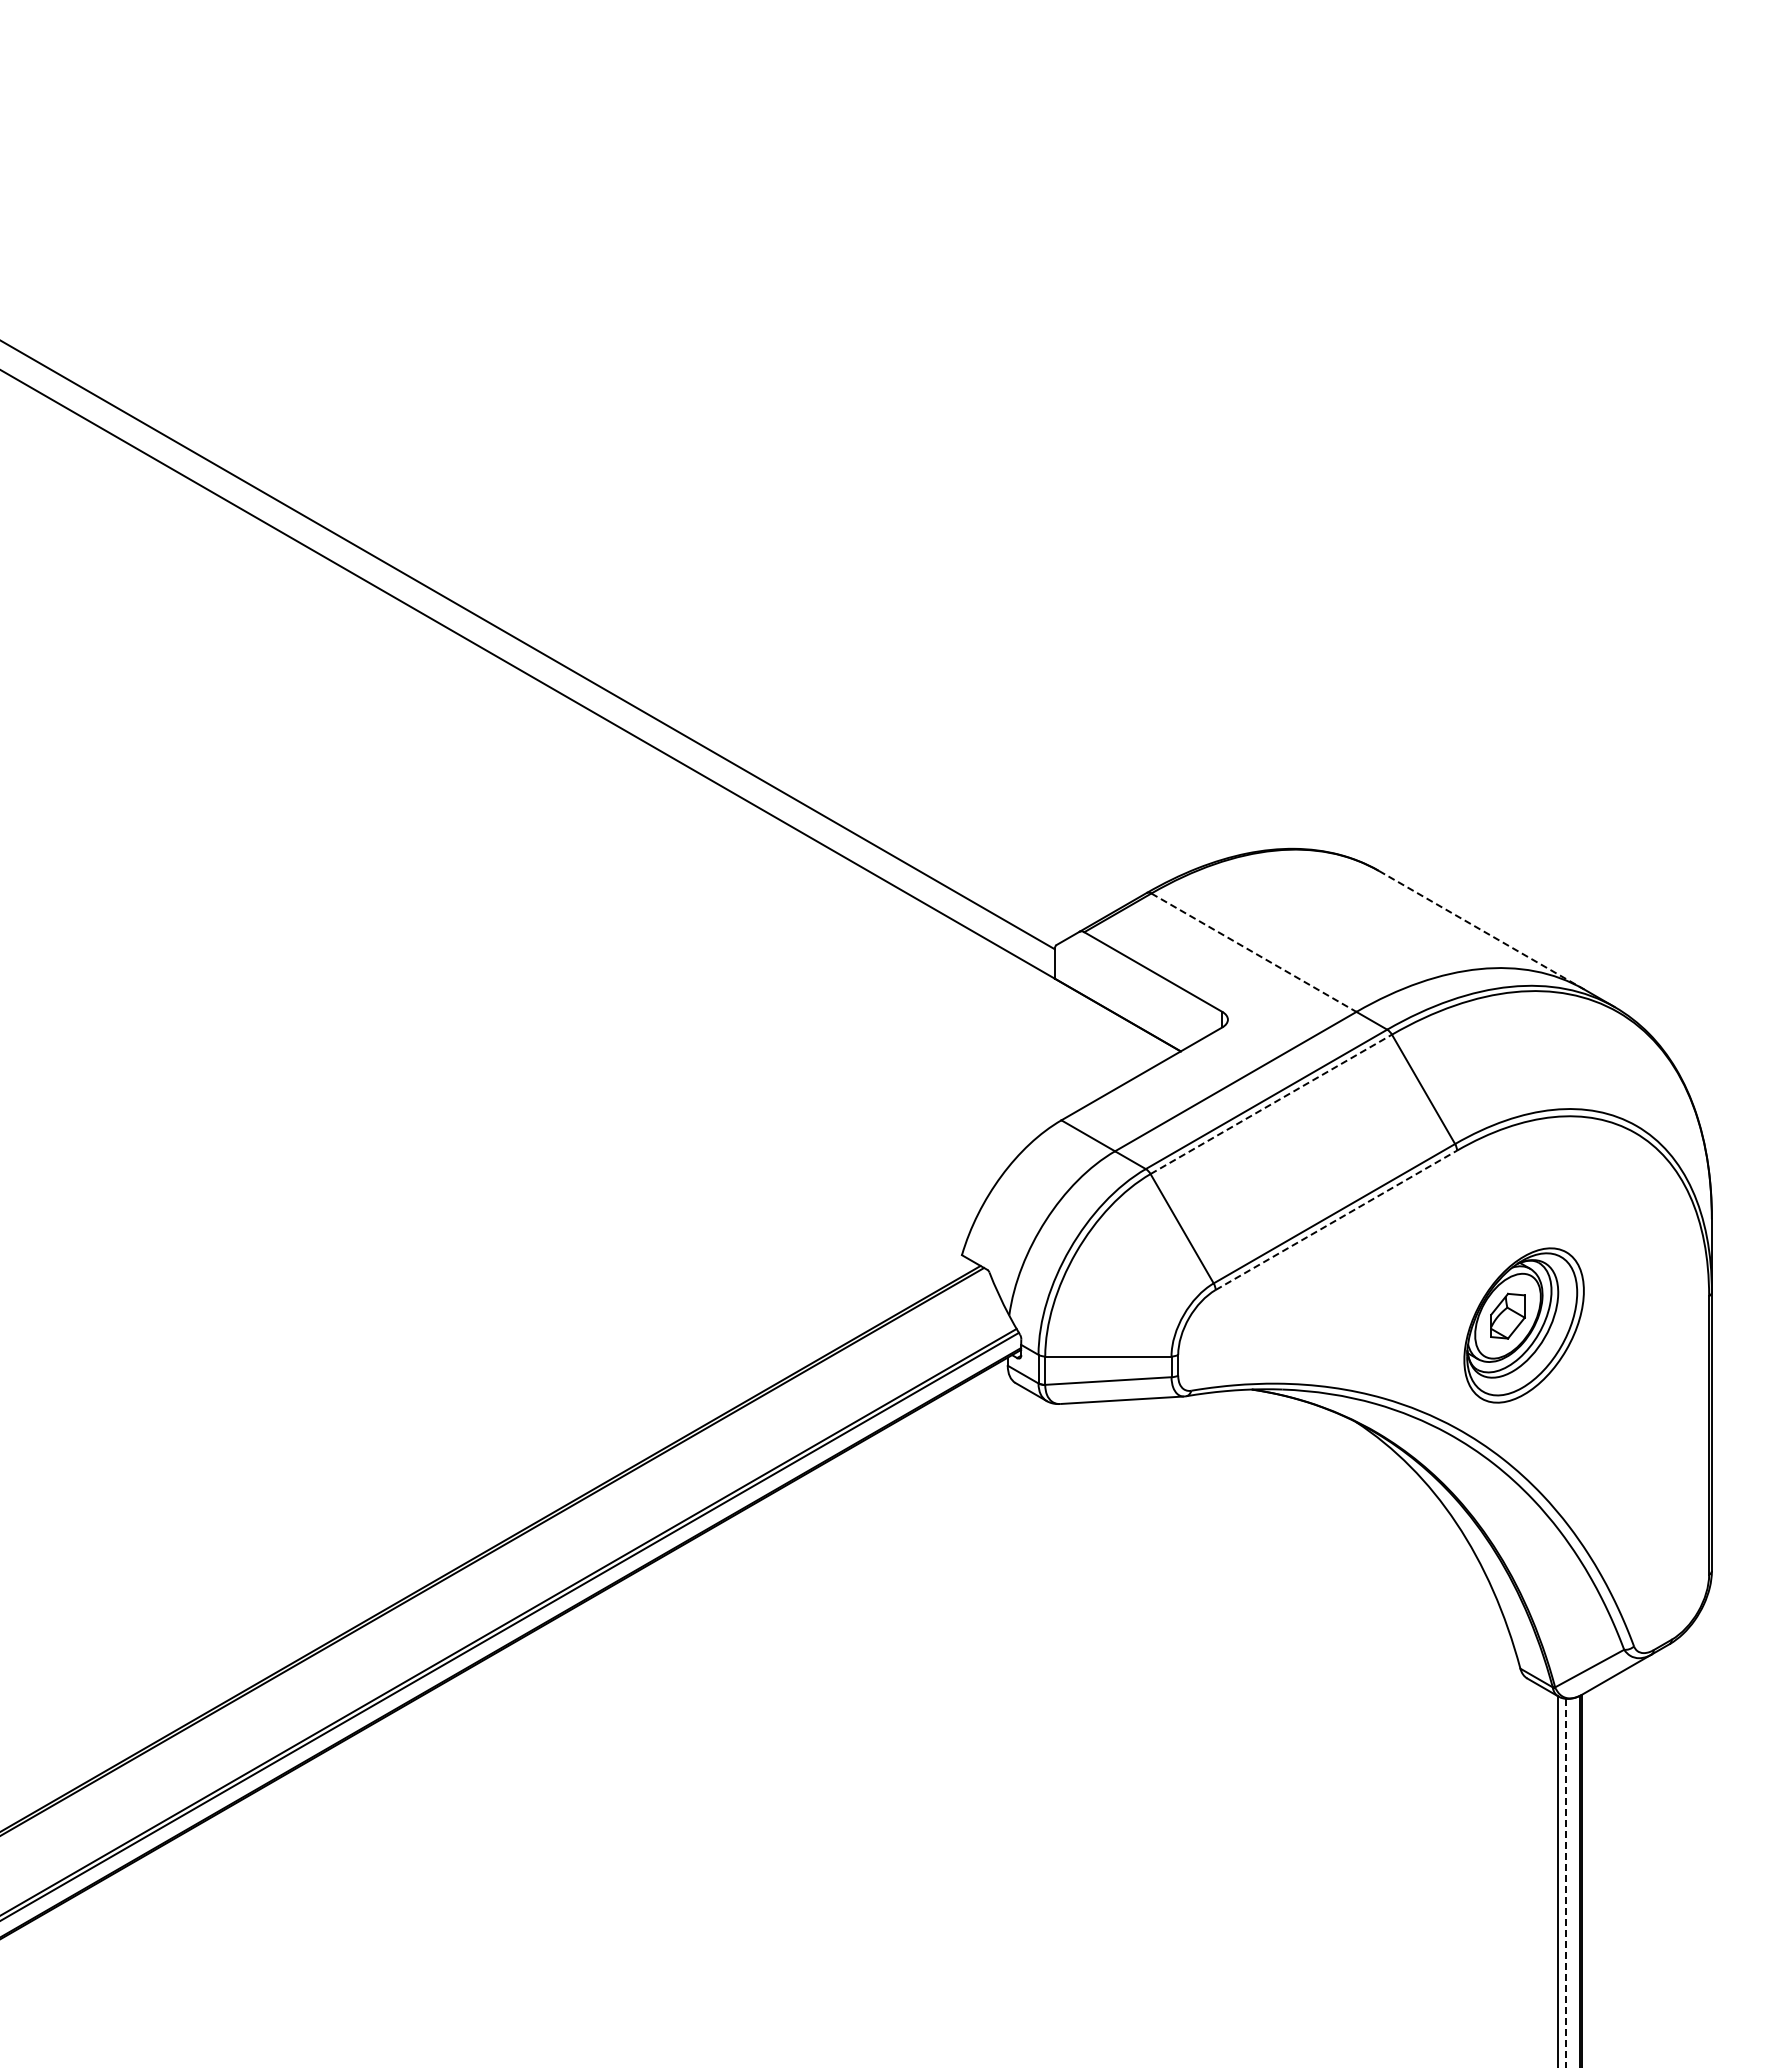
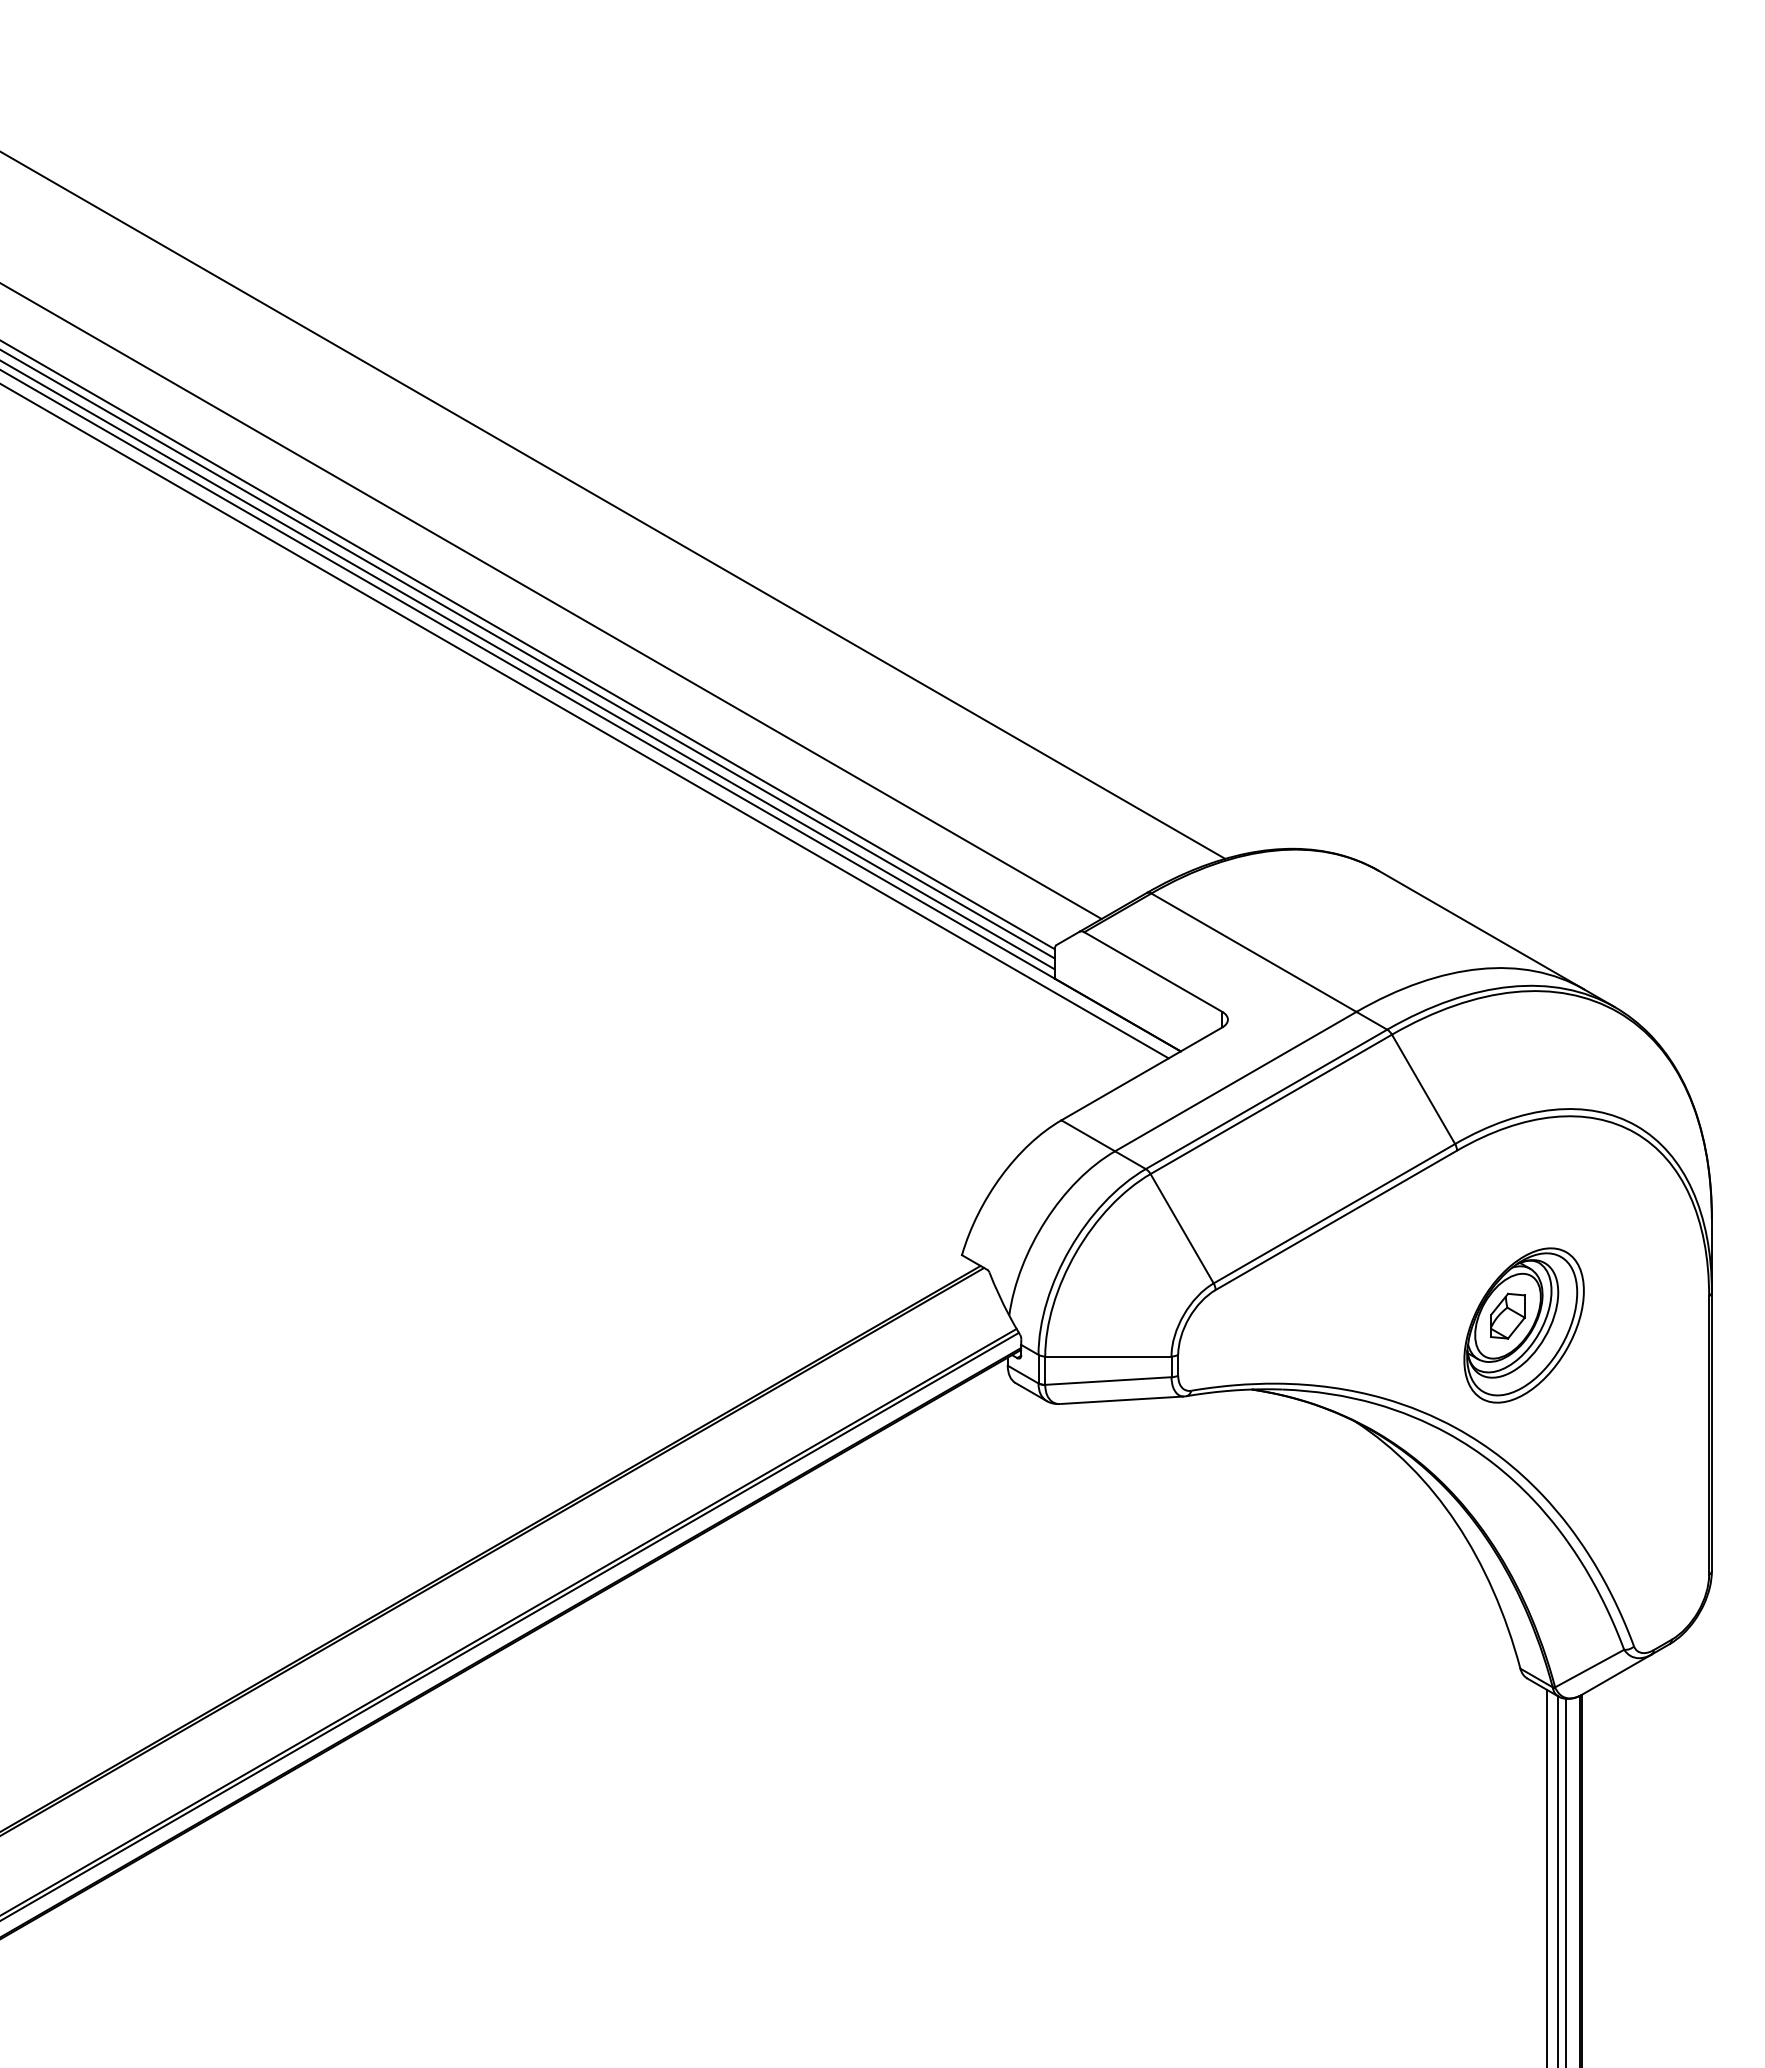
line: none -> present (613, 505)
line: none -> present (551, 601)
line: none -> present (528, 654)
line: none -> present (528, 665)
line: none -> present (585, 721)
line: dashed -> solid (1481, 930)
line: dashed -> solid (1254, 952)
line: dashed -> solid (1271, 1104)
line: dashed -> solid (1336, 1220)
line: none -> present (1546, 1876)
line: dashed -> solid (1565, 1882)
